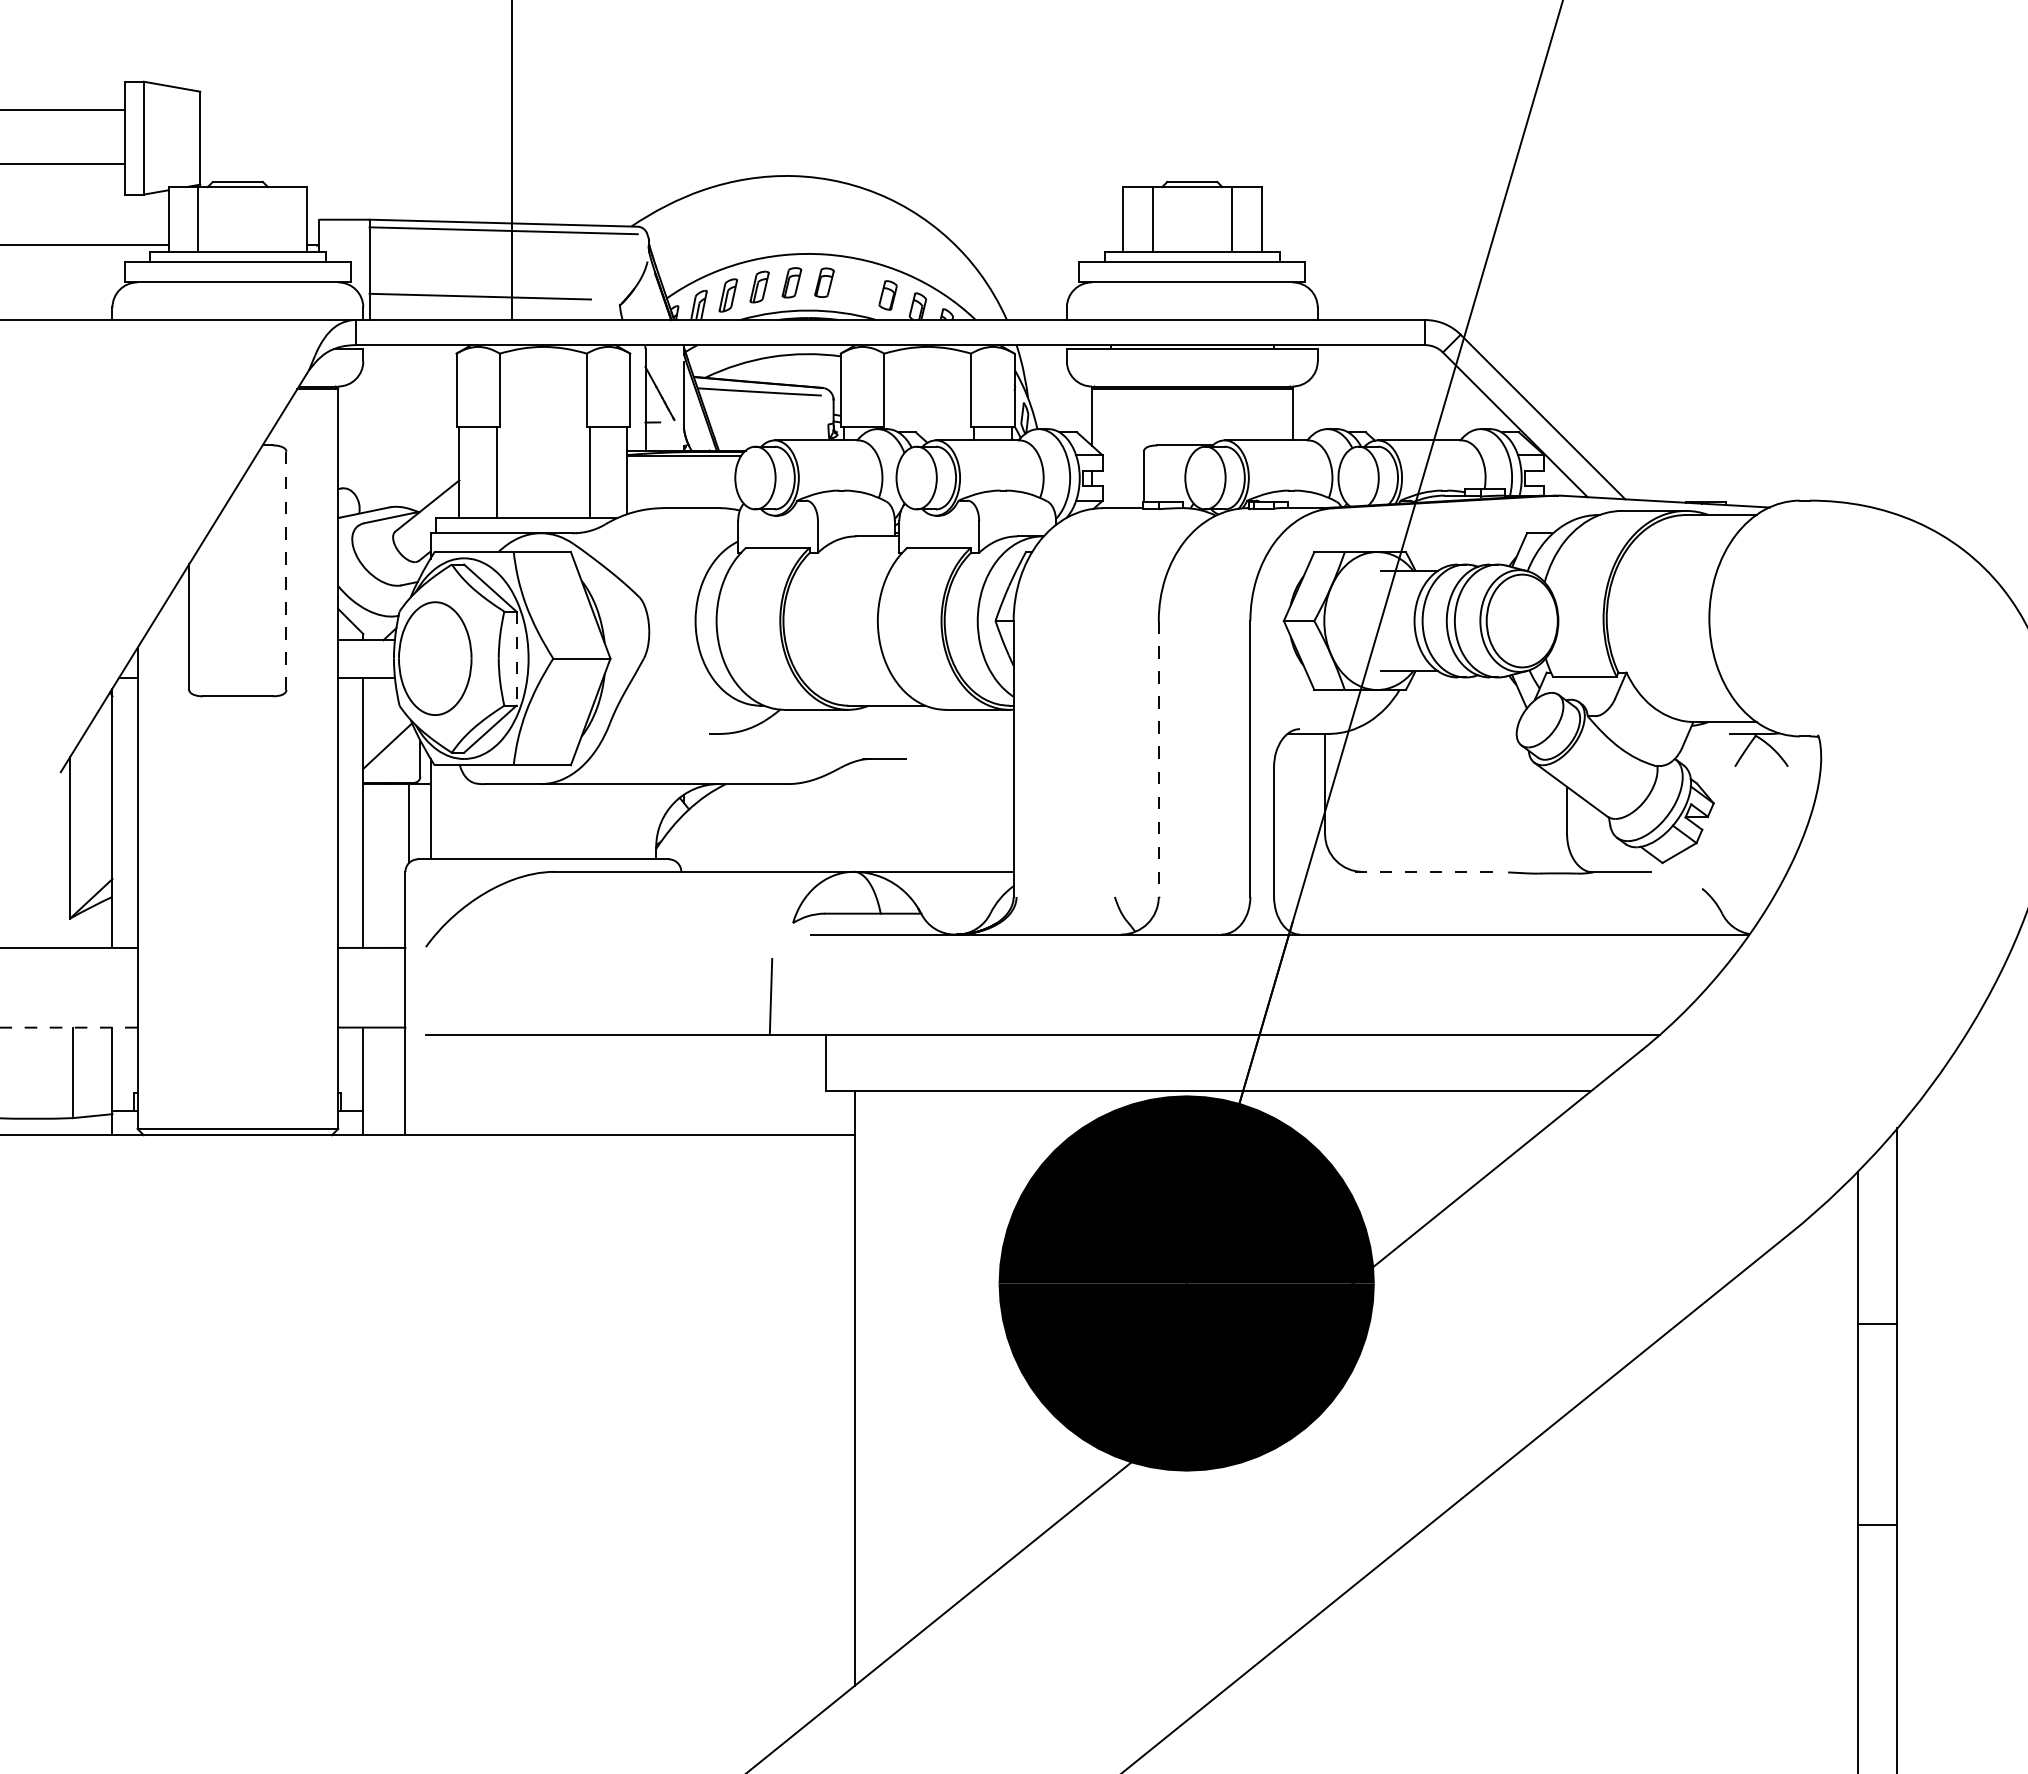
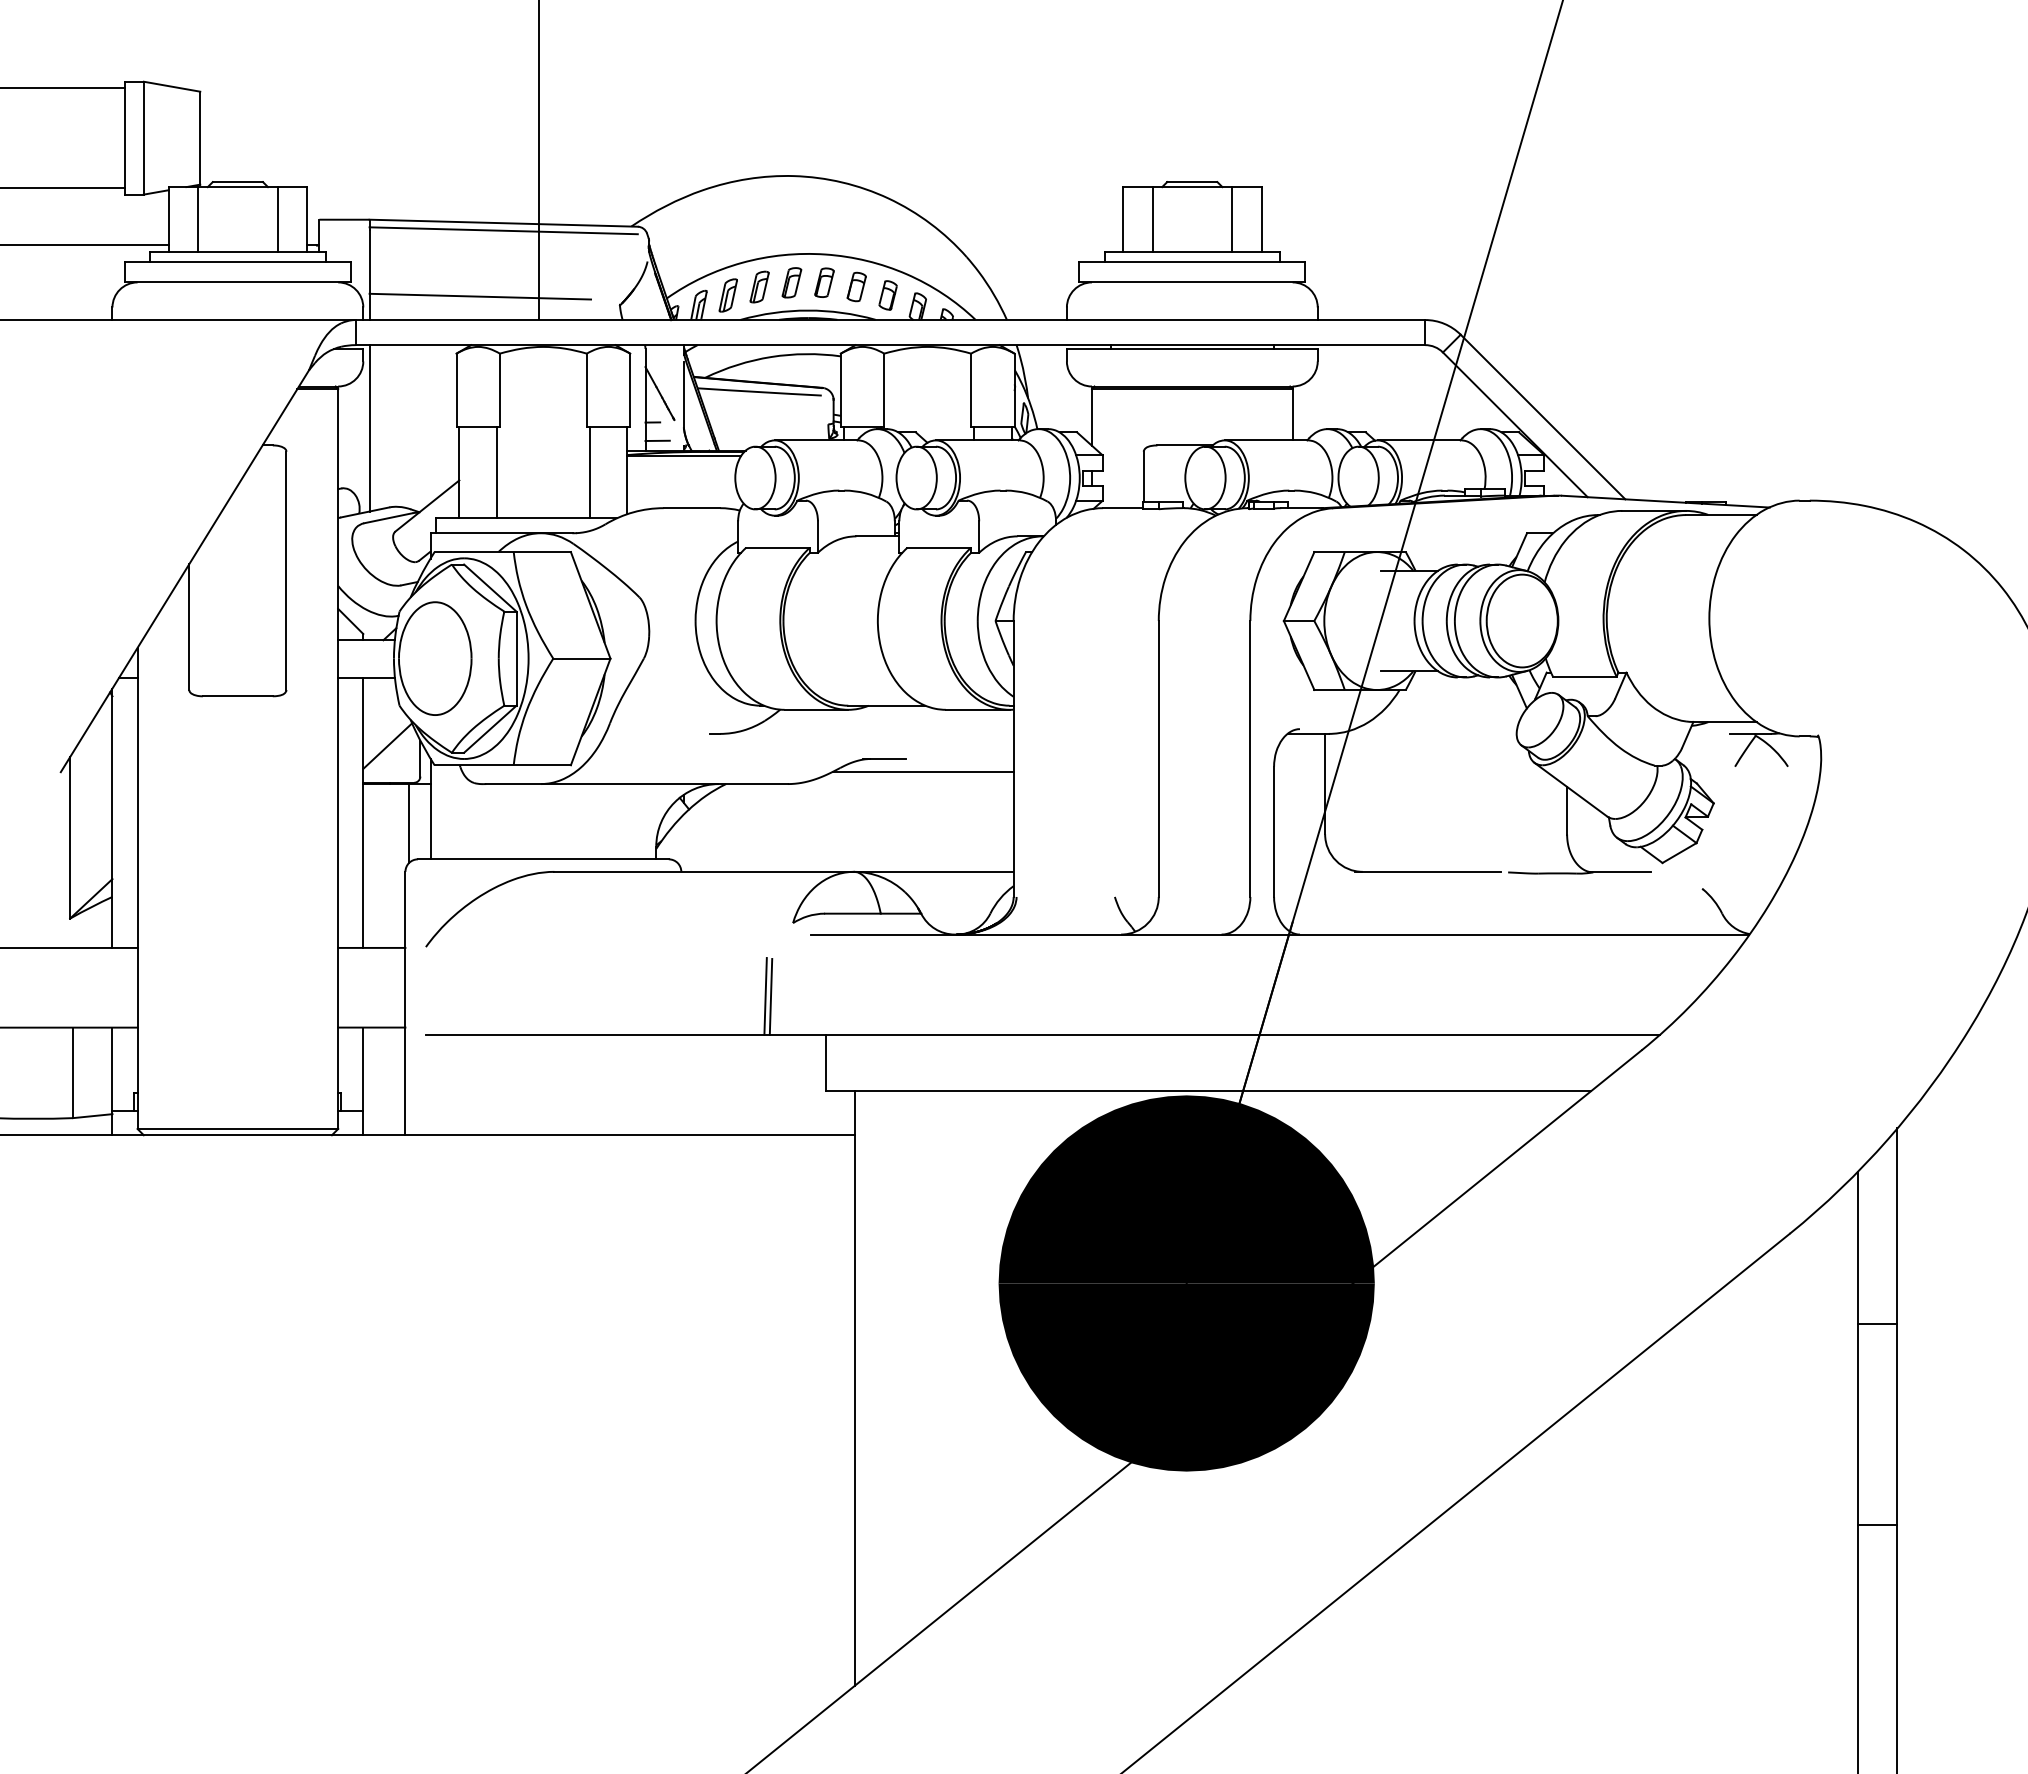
line position: (63, 110) -> (63, 88) (63, 88)
line position: (511, 161) -> (538, 161) (538, 161)
line position: (63, 164) -> (63, 188) (63, 188)
line: none -> present (277, 219)
part: none -> present (856, 286)
line: none -> present (369, 428)
line: none -> present (657, 440)
line: dashed -> solid (286, 570)
line: dashed -> solid (516, 659)
line: dashed -> solid (1158, 759)
line: none -> present (923, 771)
line: dashed -> solid (1428, 871)
line: none -> present (765, 996)
line: dashed -> solid (68, 1027)
